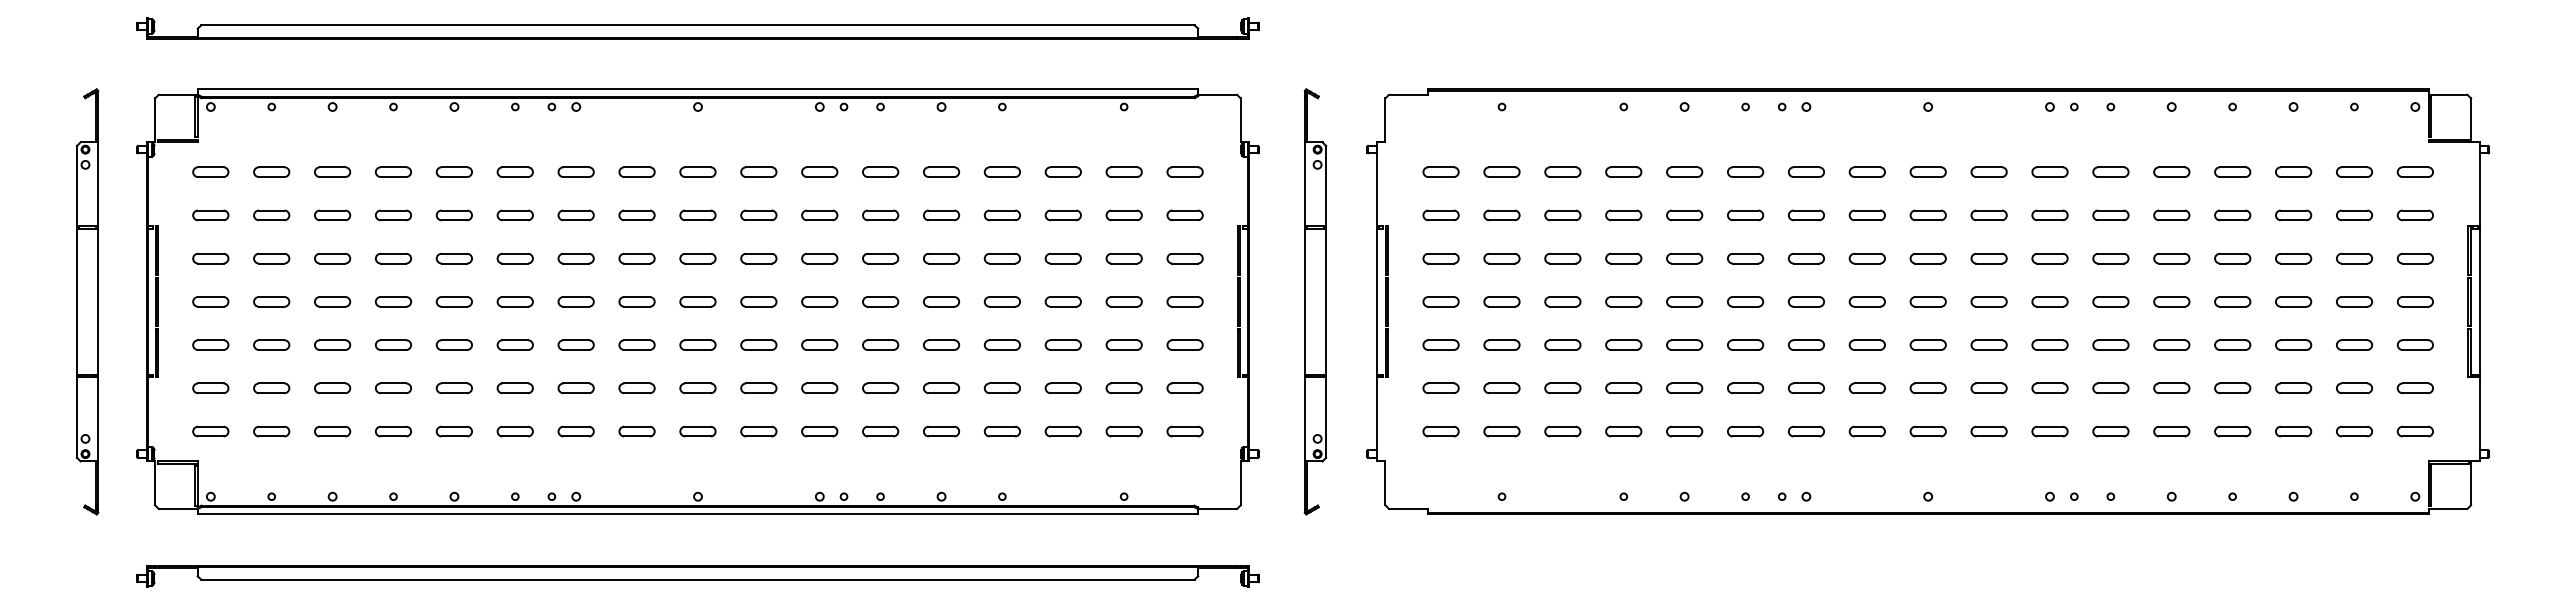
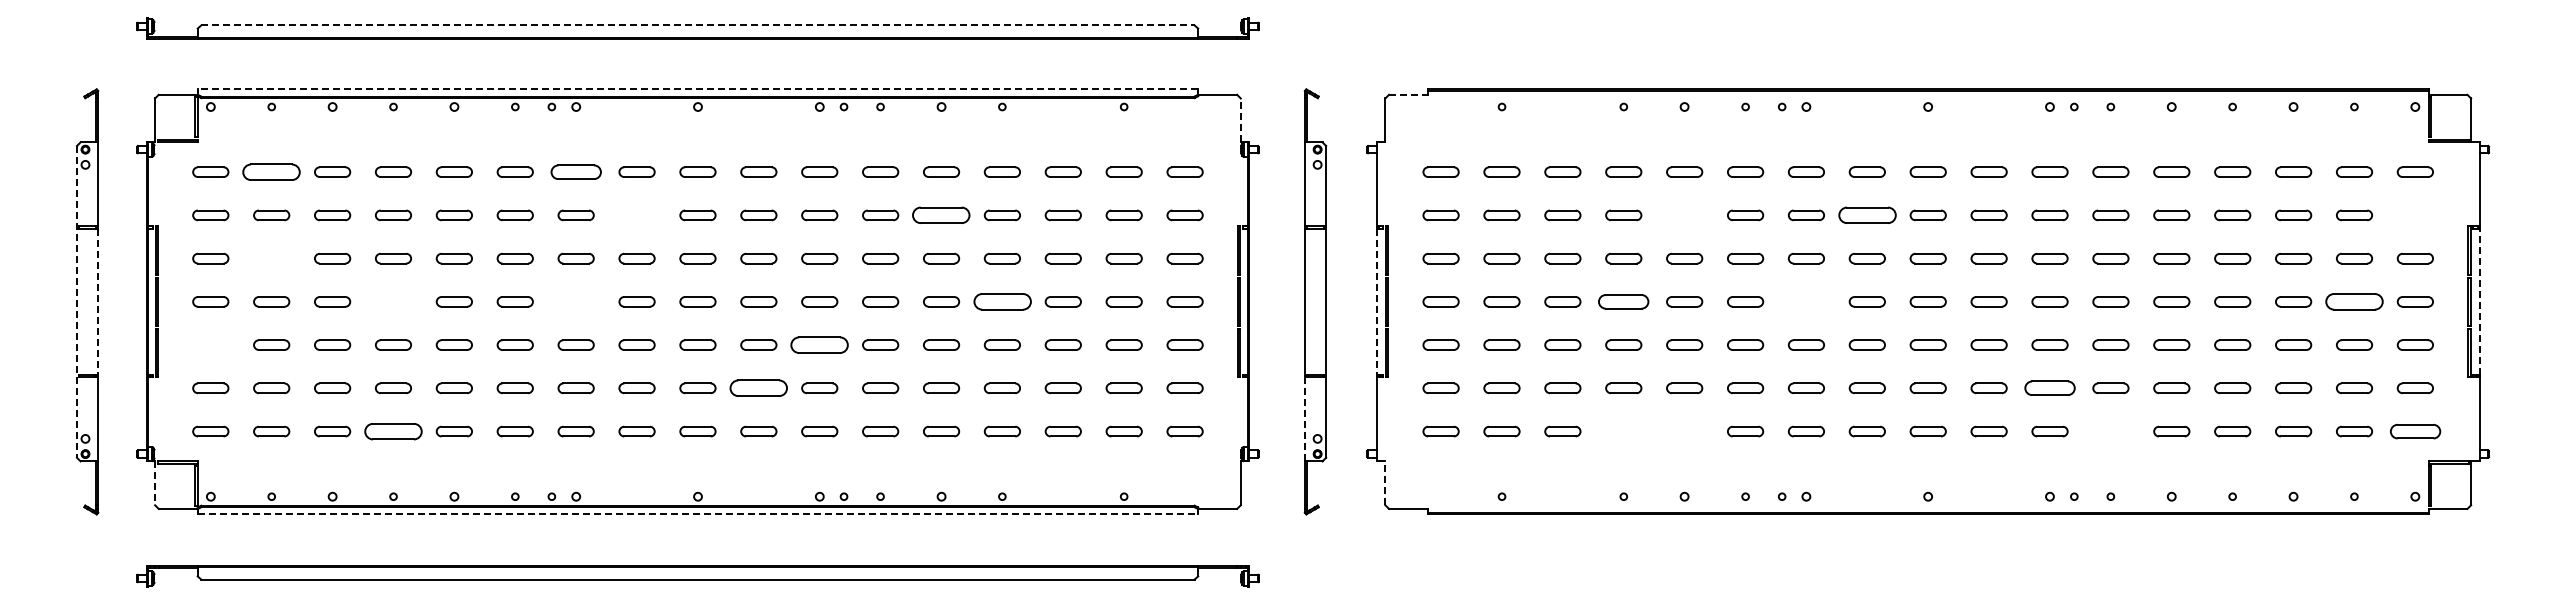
line: solid -> dashed (697, 25)
line: solid -> dashed (697, 89)
line: solid -> dashed (1409, 94)
line: solid -> dashed (1240, 120)
part size: 38x12 px -> 59x18 px (271, 171)
part size: 38x12 px -> 52x16 px (575, 171)
part: present -> none (636, 215)
part size: 38x13 px -> 59x18 px (941, 214)
part: present -> none (1684, 215)
part size: 38x13 px -> 59x18 px (1867, 214)
part: present -> none (2414, 215)
part: present -> none (271, 258)
line: solid -> dashed (76, 301)
part: present -> none (393, 301)
part: present -> none (575, 301)
part size: 38x12 px -> 59x18 px (1002, 301)
part size: 38x12 px -> 52x16 px (1623, 301)
part: present -> none (1805, 301)
part size: 37x12 px -> 59x18 px (2354, 301)
line: solid -> dashed (2479, 301)
line: solid -> dashed (98, 302)
line: solid -> dashed (1376, 302)
part: present -> none (210, 344)
part size: 38x12 px -> 59x18 px (819, 344)
part size: 38x13 px -> 59x18 px (758, 387)
part size: 38x13 px -> 52x16 px (2049, 387)
line: solid -> dashed (1304, 418)
part size: 37x13 px -> 59x18 px (393, 431)
part: present -> none (1623, 431)
part: present -> none (1684, 431)
part: present -> none (2110, 431)
part size: 38x13 px -> 52x16 px (2415, 431)
line: solid -> dashed (155, 483)
line: solid -> dashed (1385, 483)
line: solid -> dashed (698, 514)
